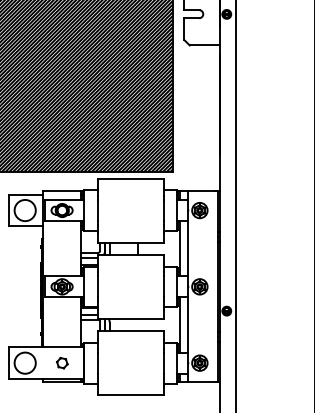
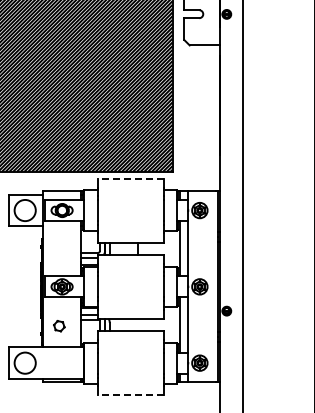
line: solid -> dashed (130, 178)
line position: (236, 205) -> (243, 205) (243, 205)
part position: (62, 363) -> (59, 326) (59, 326)
line: solid -> dashed (130, 395)
